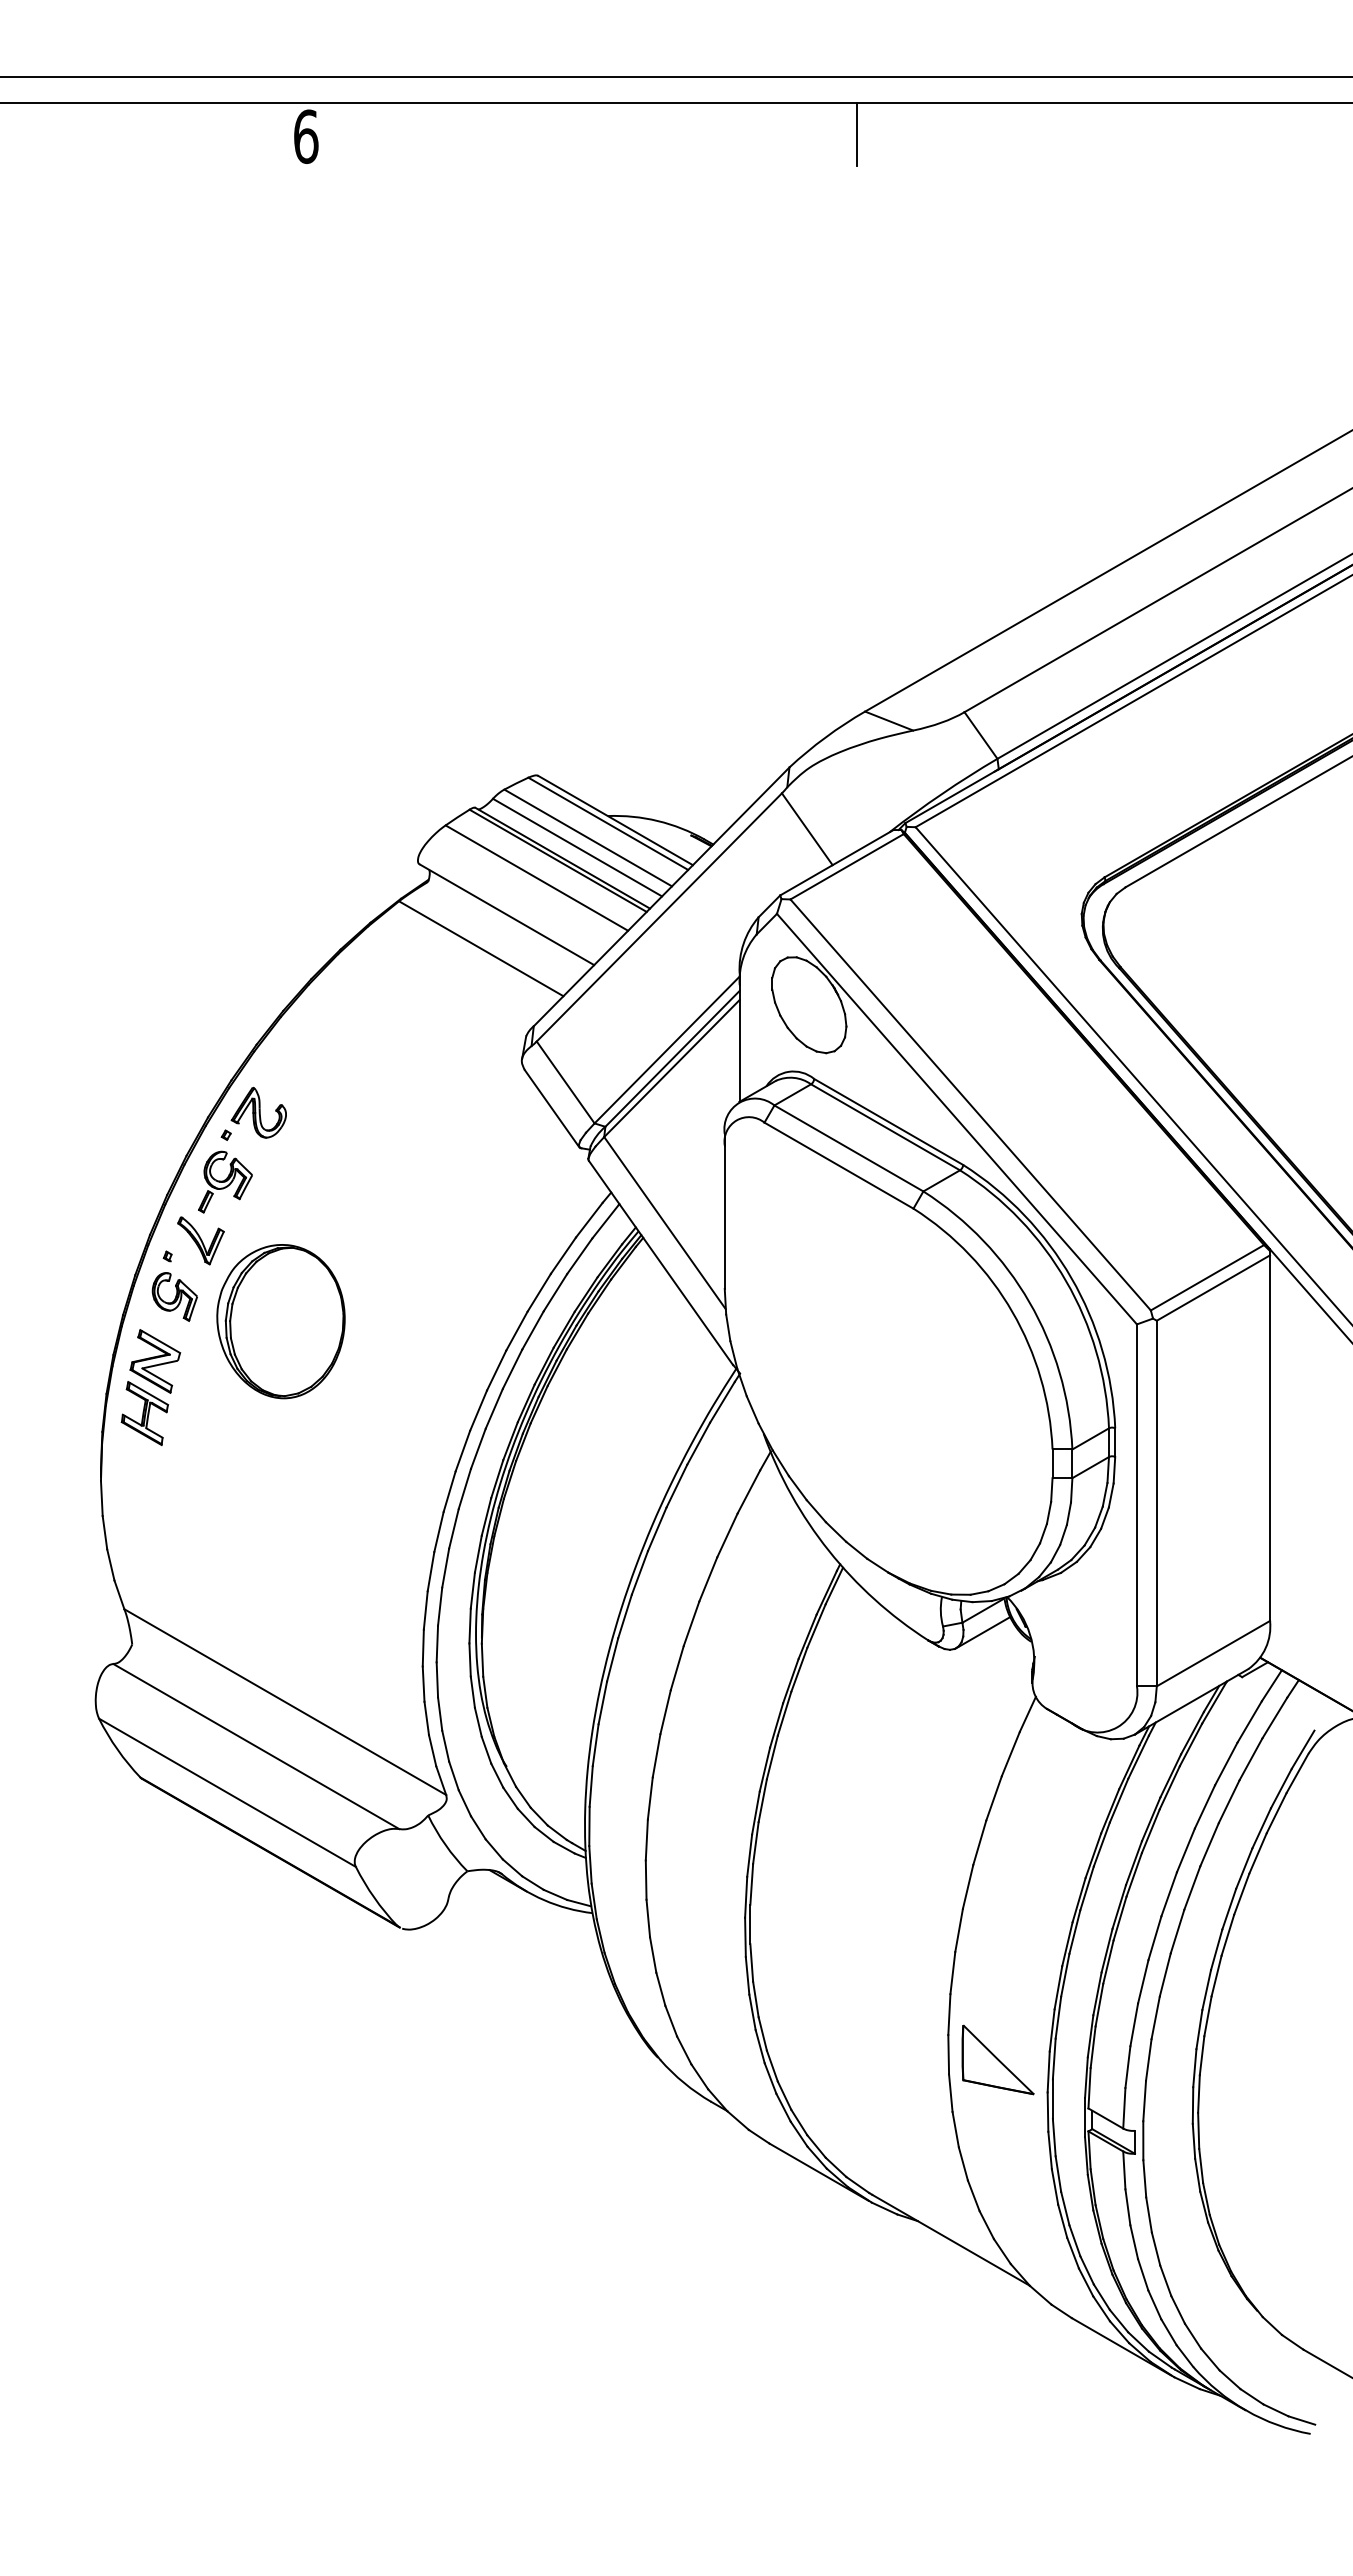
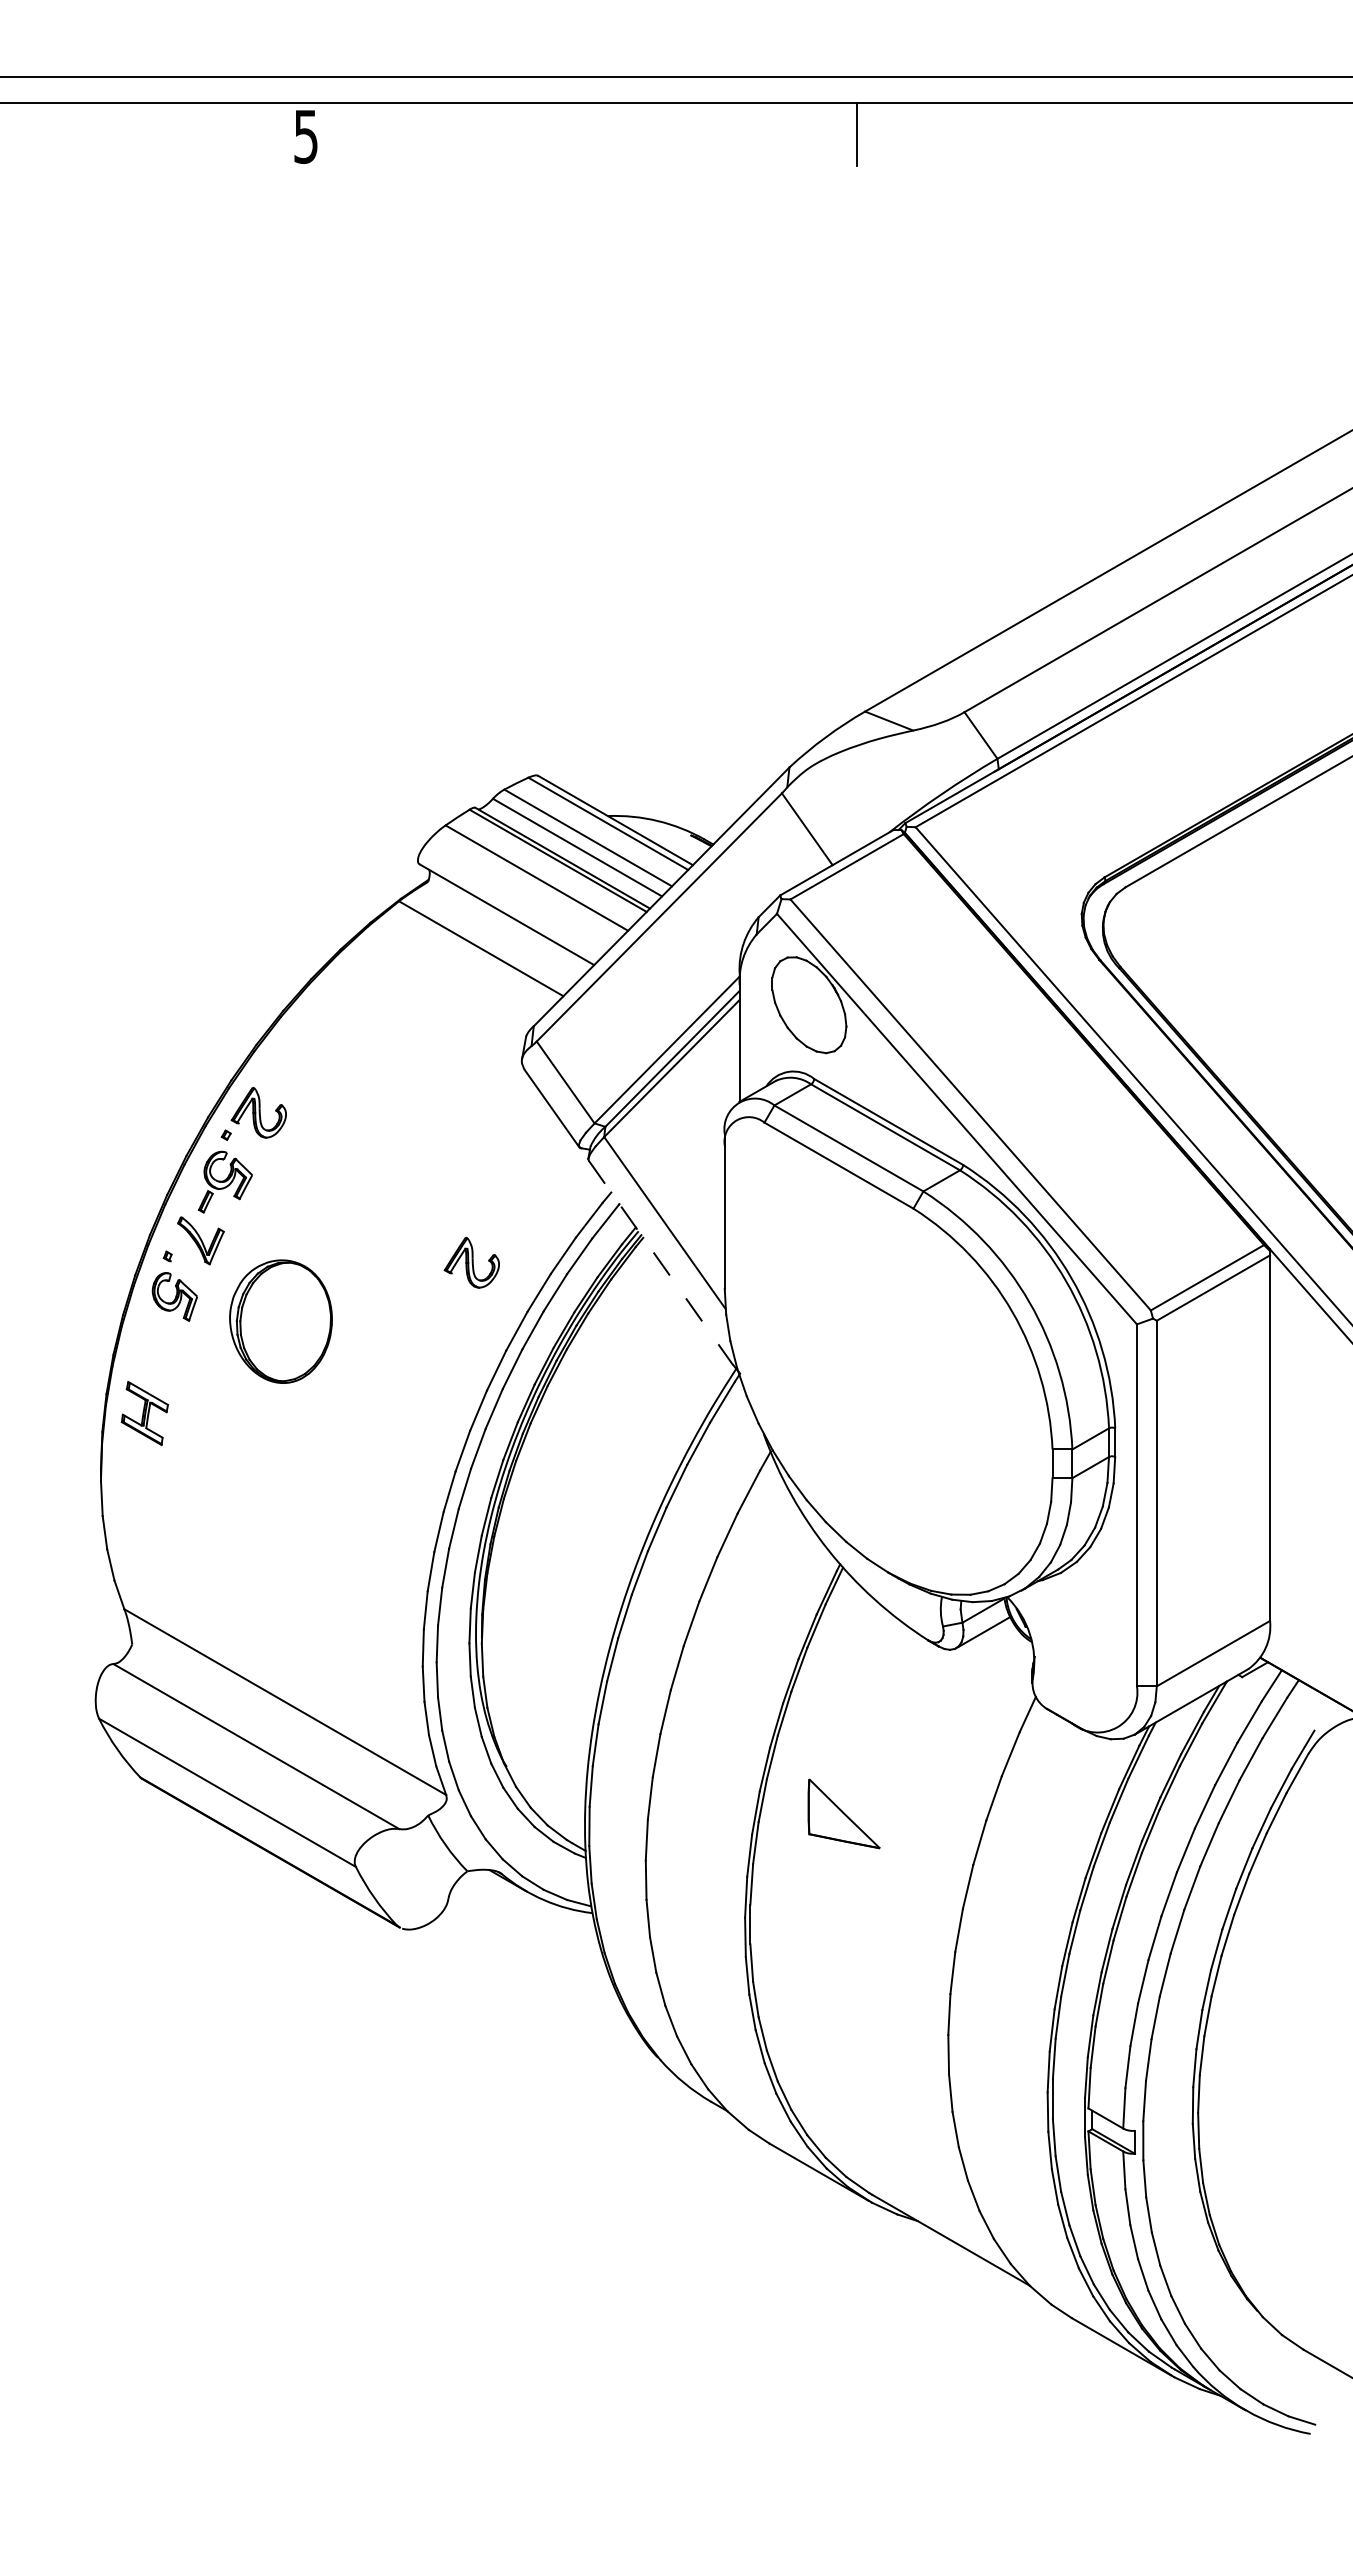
text: 6 -> 5 (306, 136)
part: none -> present (471, 1262)
line: solid -> dashed (661, 1263)
part size: 130x156 px -> 104x125 px (280, 1321)
part: present -> none (155, 1361)
part position: (997, 2059) -> (843, 1813) (843, 1813)
